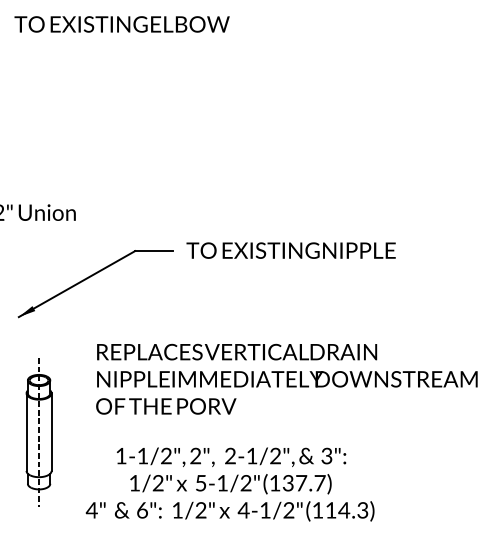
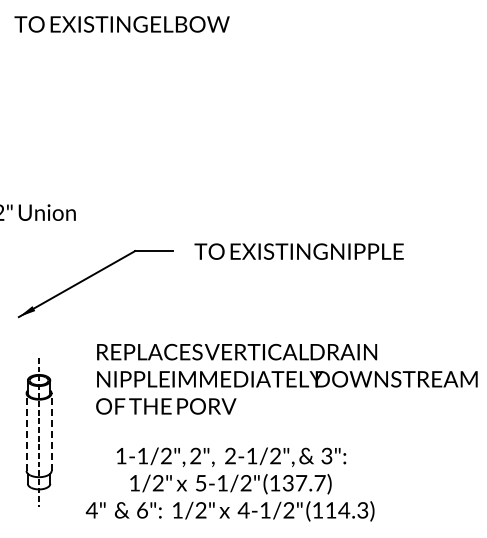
text position: (290, 250) -> (298, 251) (298, 251)
line: solid -> dashed (26, 432)
line: solid -> dashed (51, 432)
